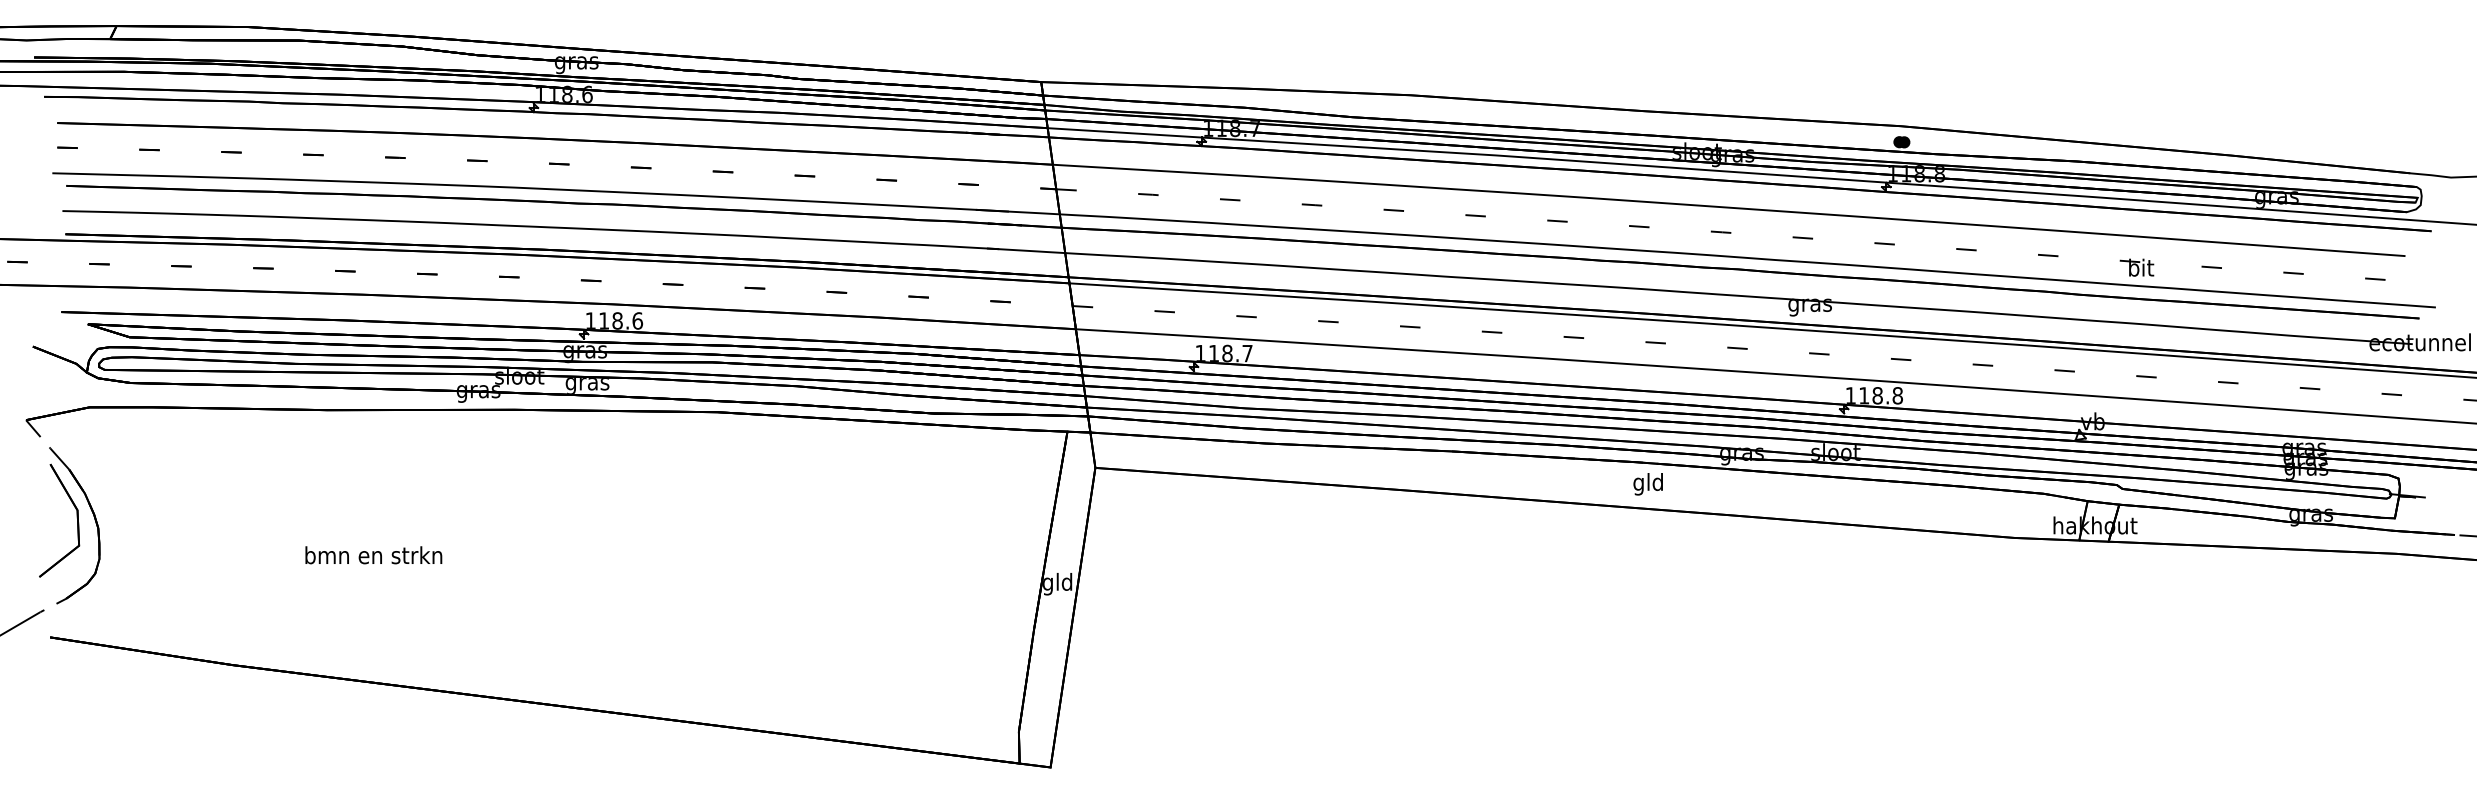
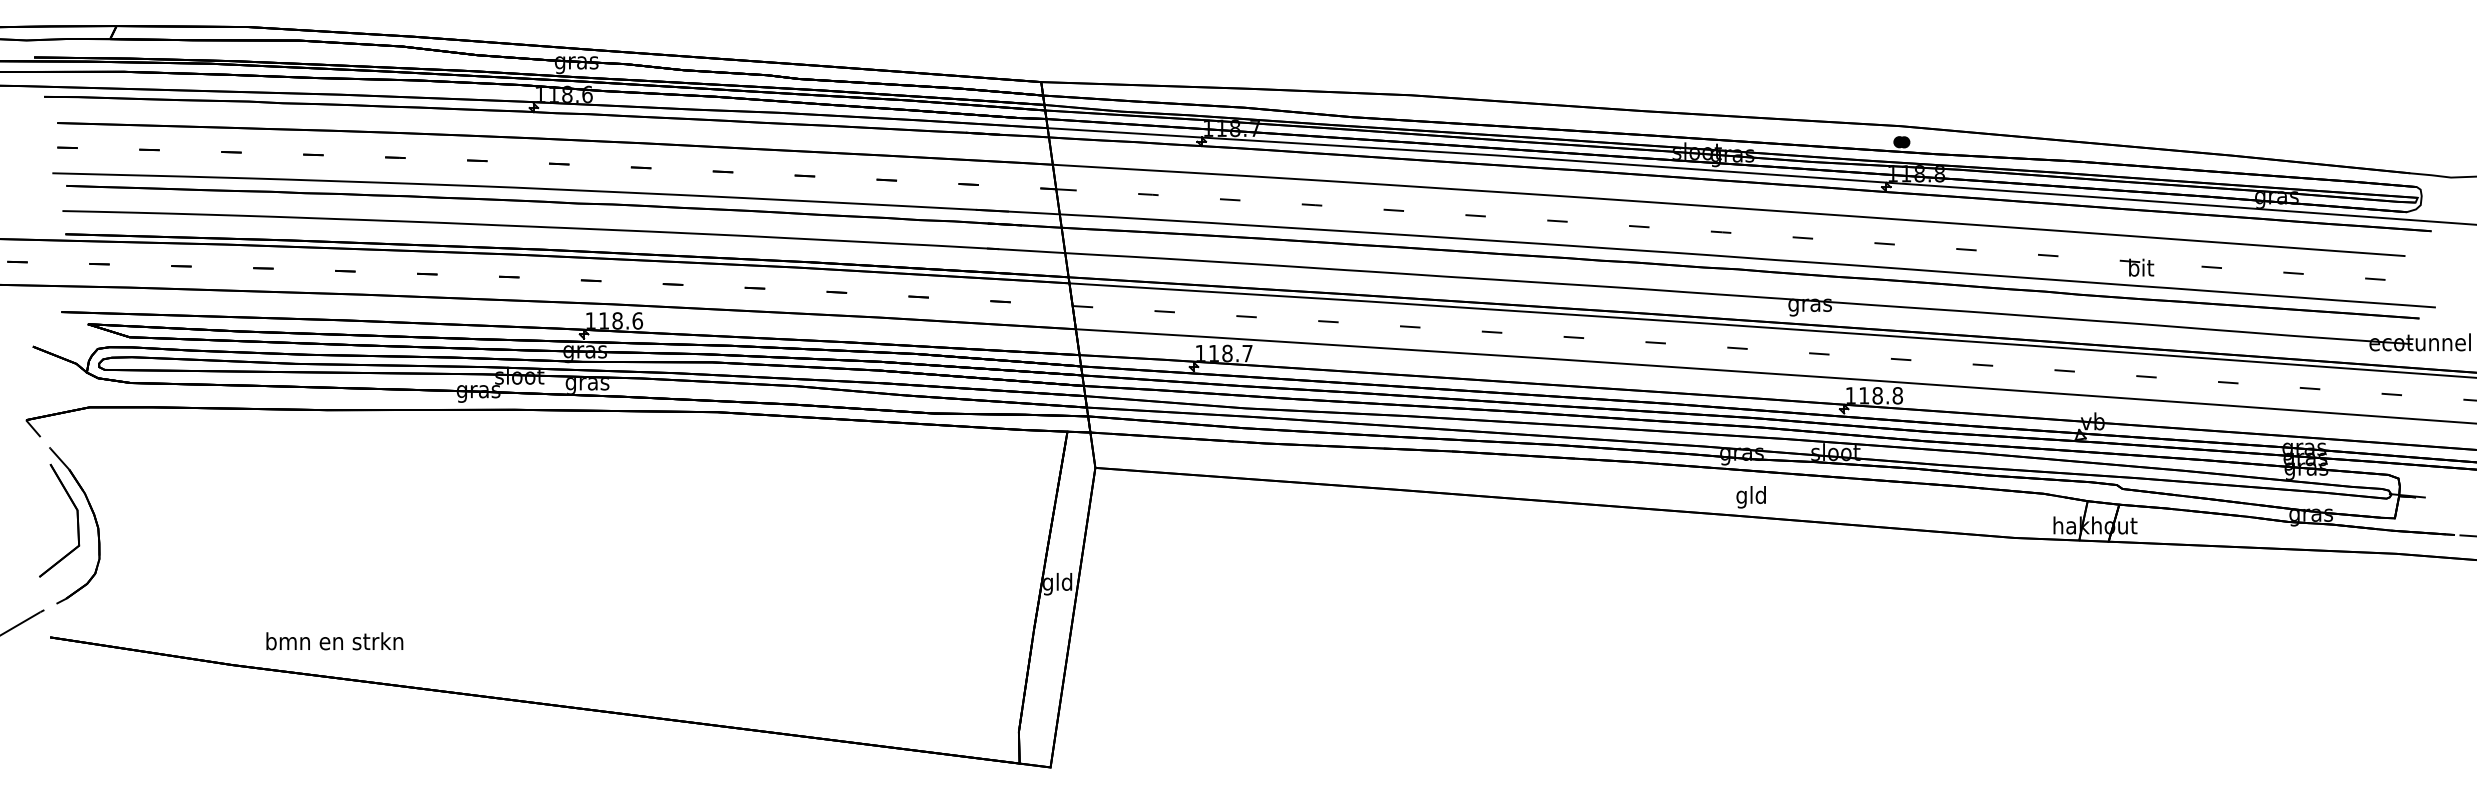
text position: (1647, 484) -> (1750, 497) (1750, 497)
text position: (373, 555) -> (334, 641) (334, 641)
